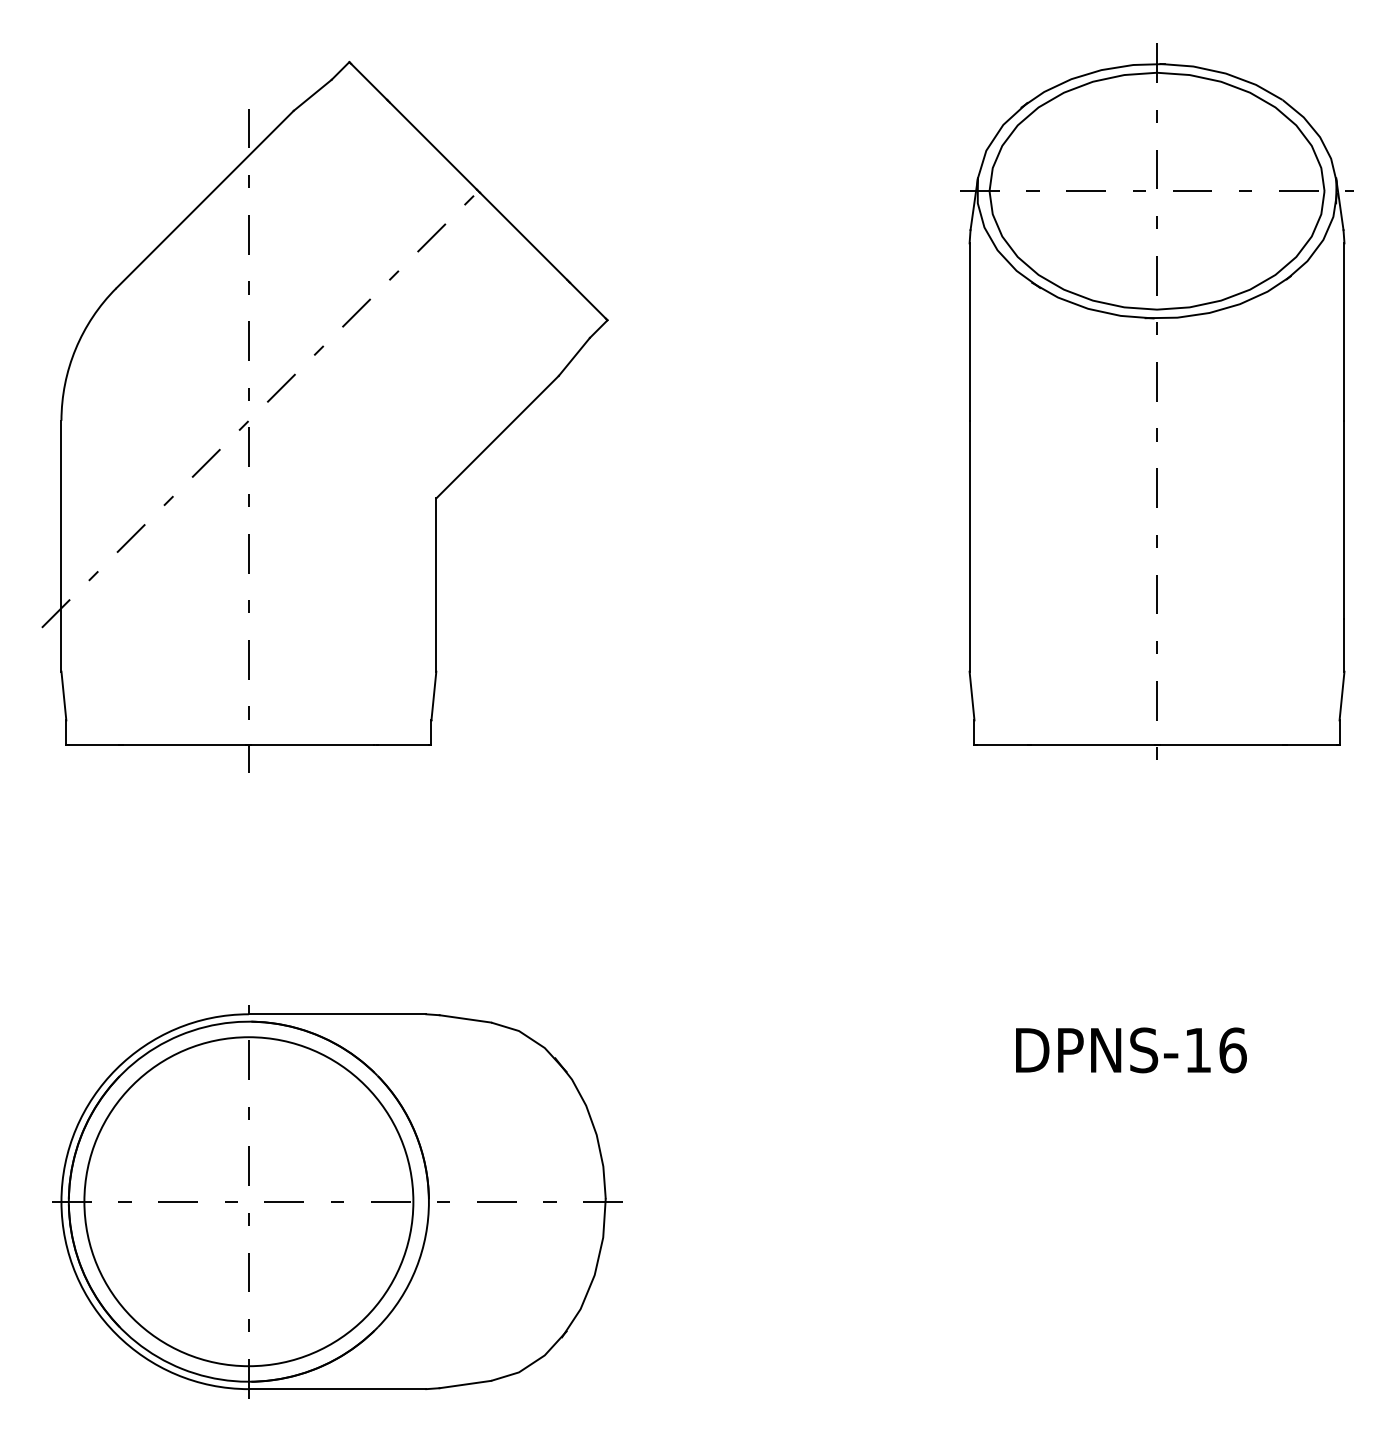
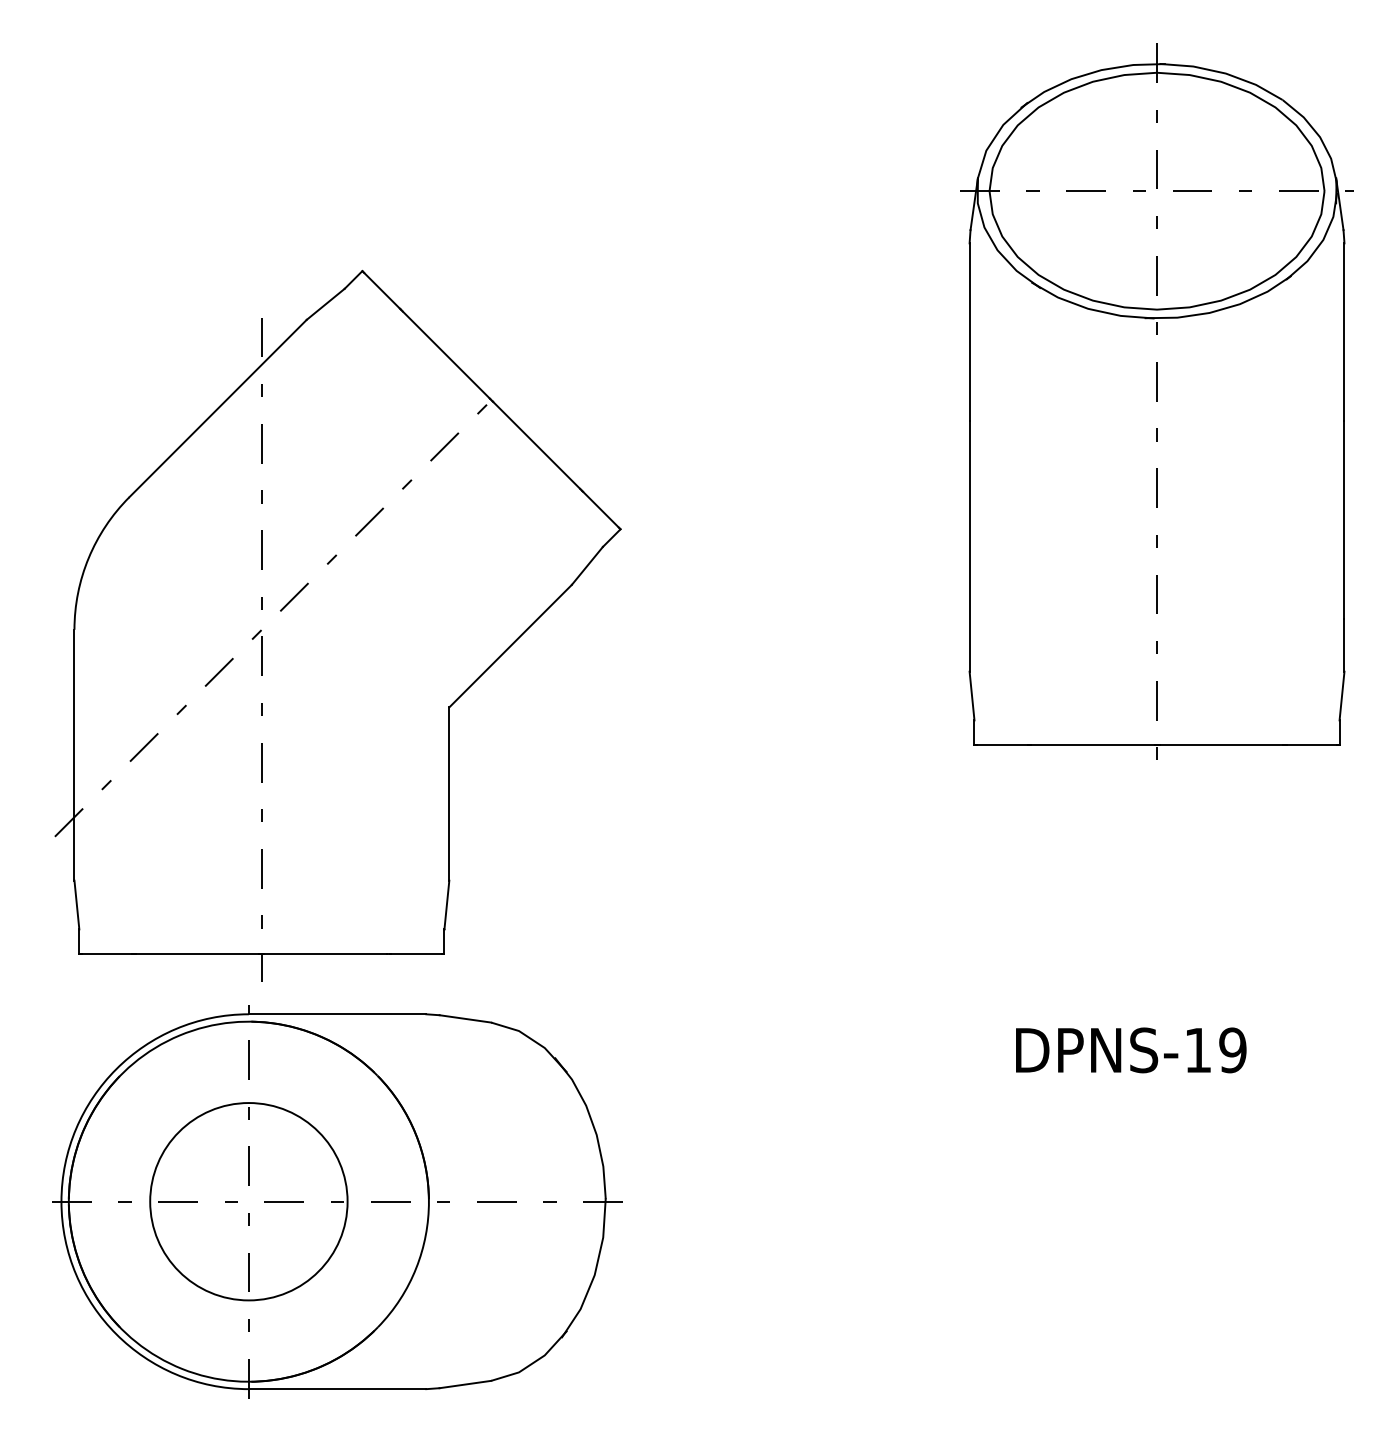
part position: (324, 416) -> (337, 625) (337, 625)
text: DPNS-16 -> DPNS-19 (1232, 1050)
circle diameter: 329 px -> 197 px (248, 1201)
